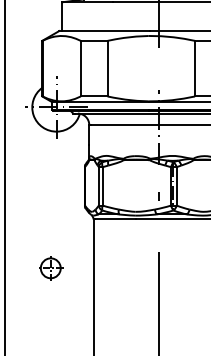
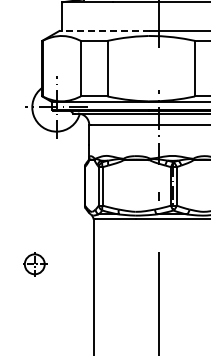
line: solid -> dashed (103, 31)
line: present -> none (5, 177)
part position: (51, 268) -> (35, 264) (35, 264)
